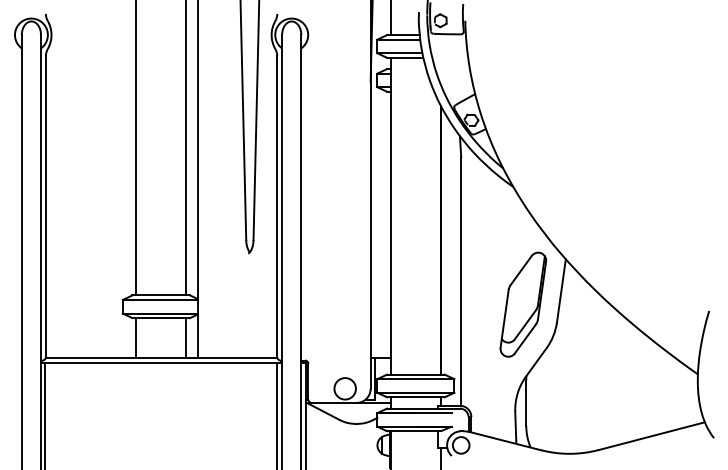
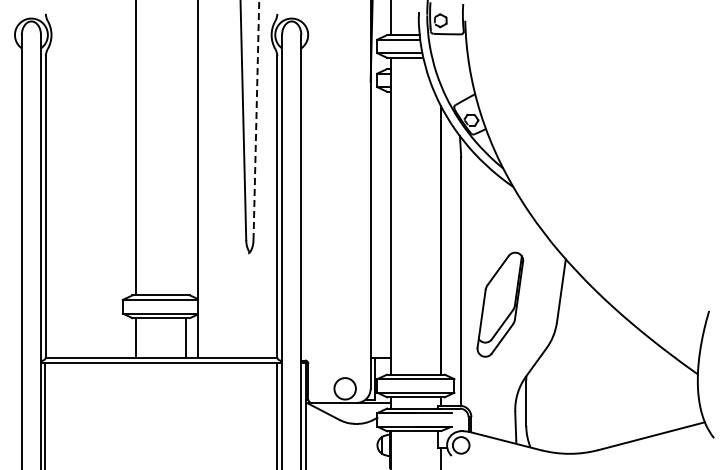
line: solid -> dashed (256, 120)
line: present -> none (186, 148)
part position: (523, 304) -> (500, 304) (500, 304)
